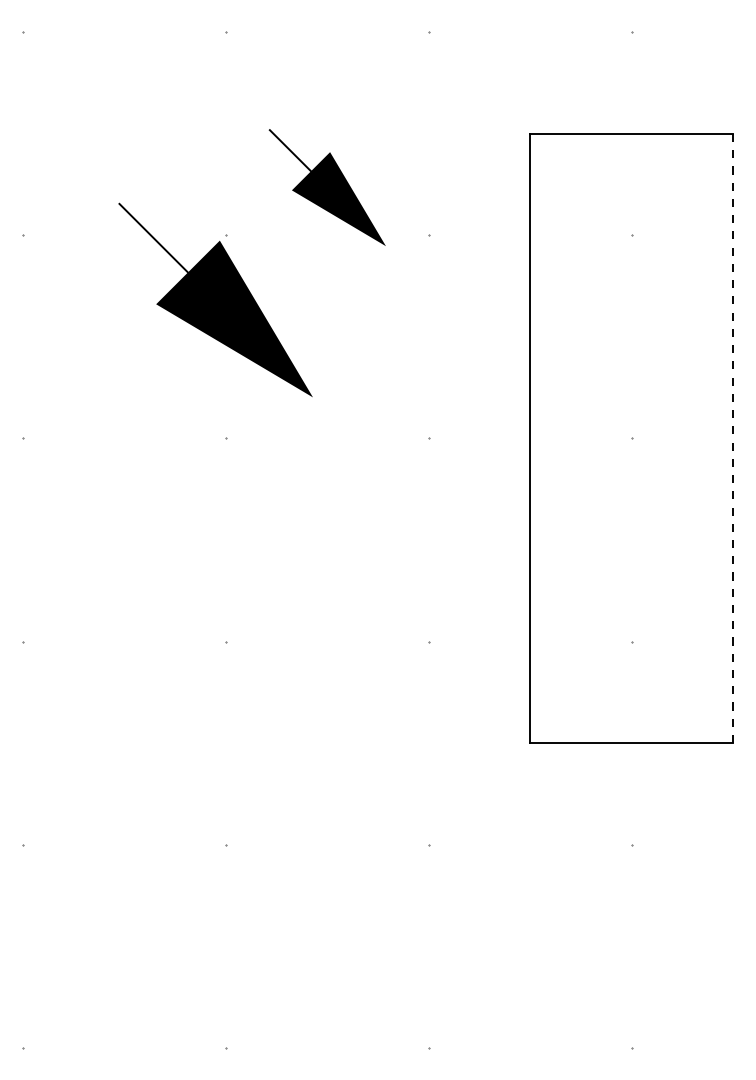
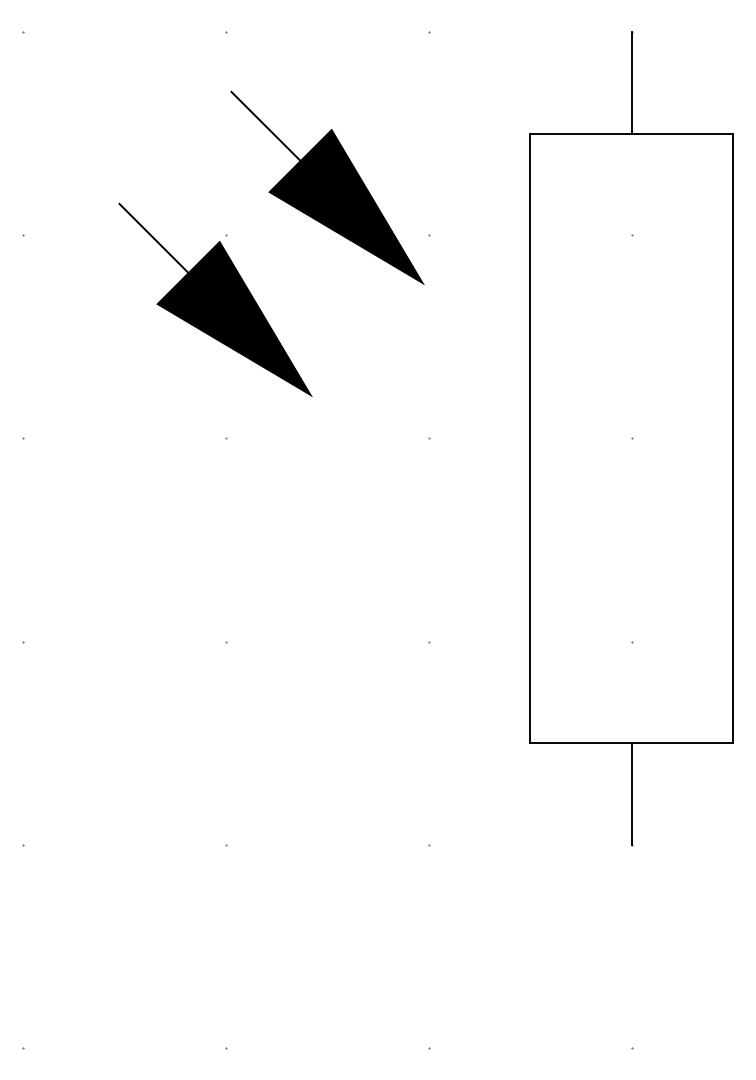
line: none -> present (631, 82)
part size: 118x117 px -> 195x195 px (327, 187)
line: dashed -> solid (733, 438)
line: none -> present (631, 793)
